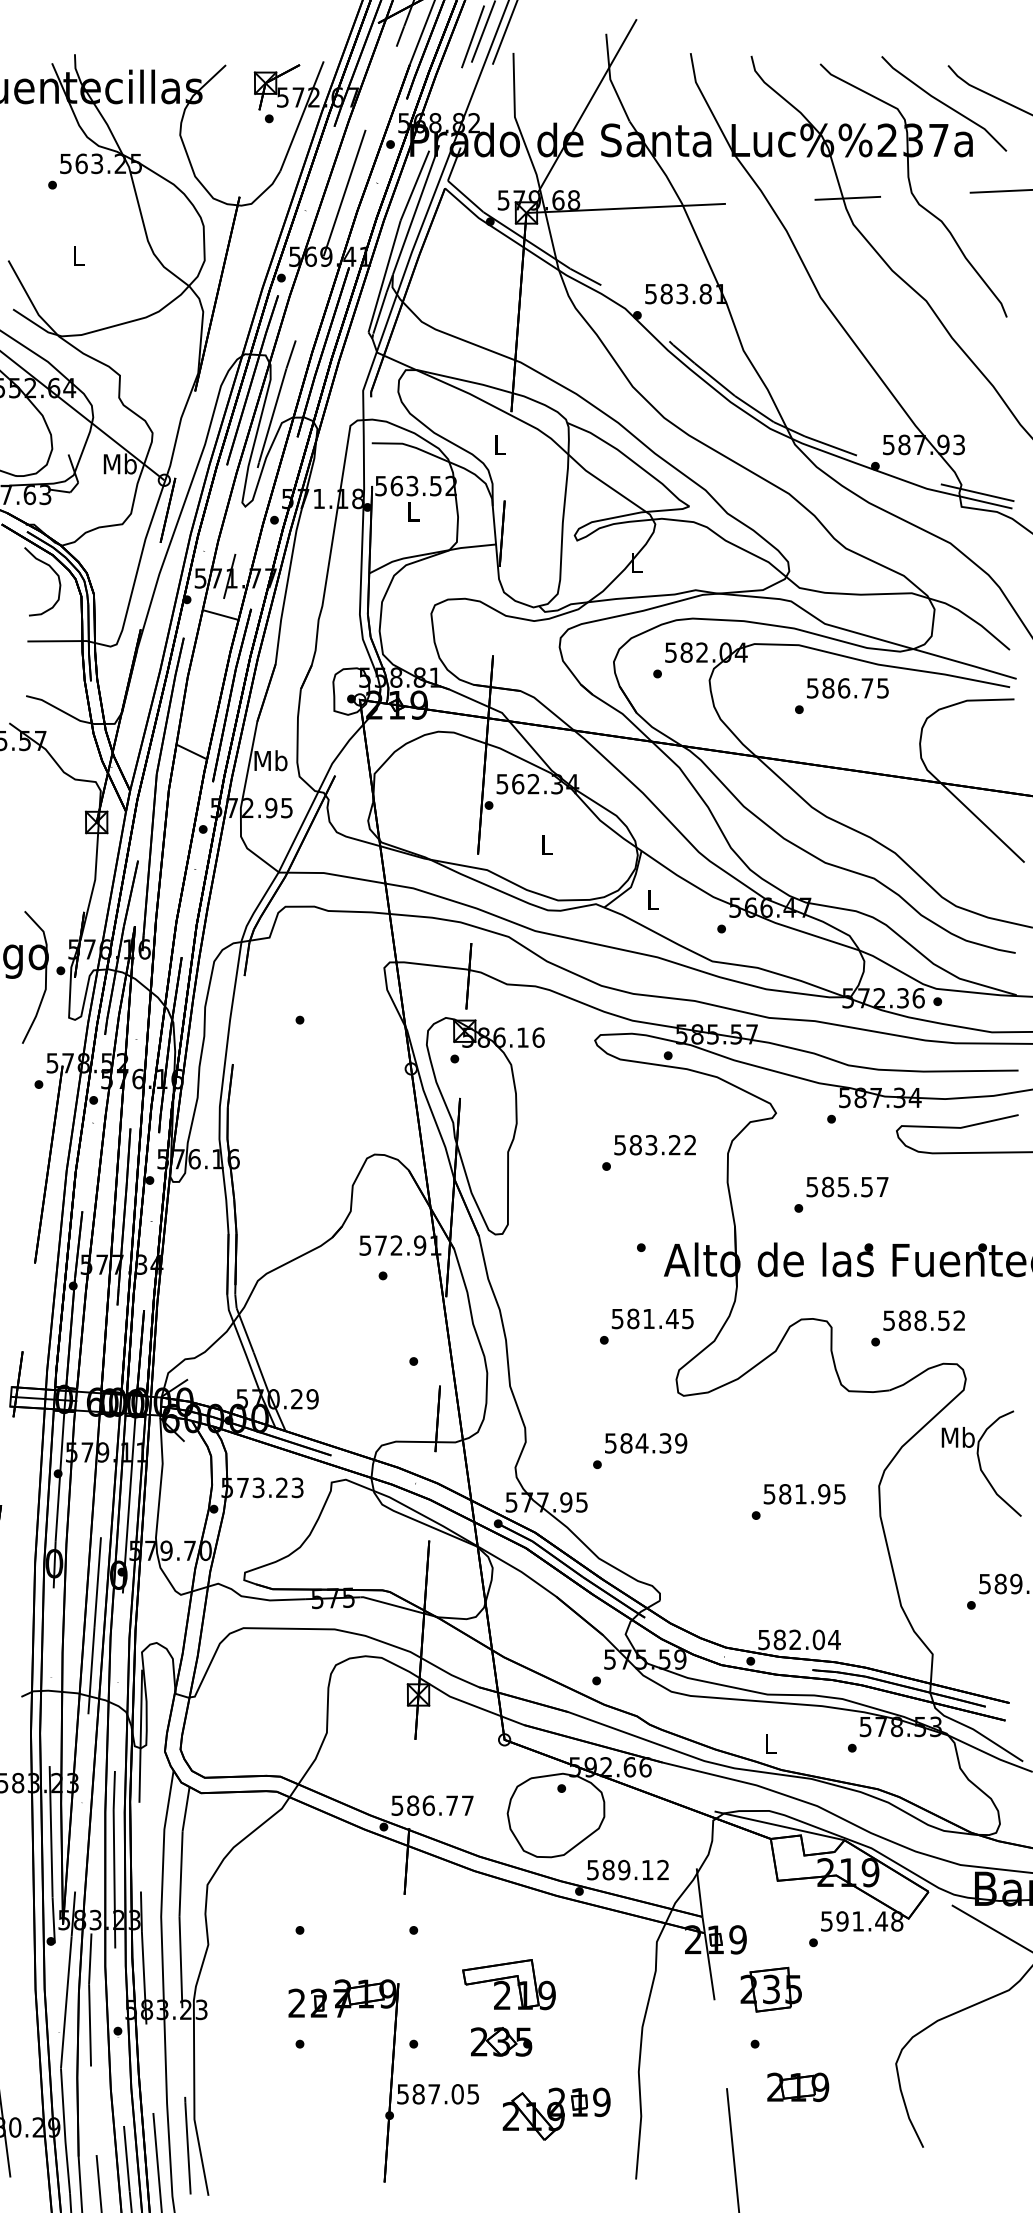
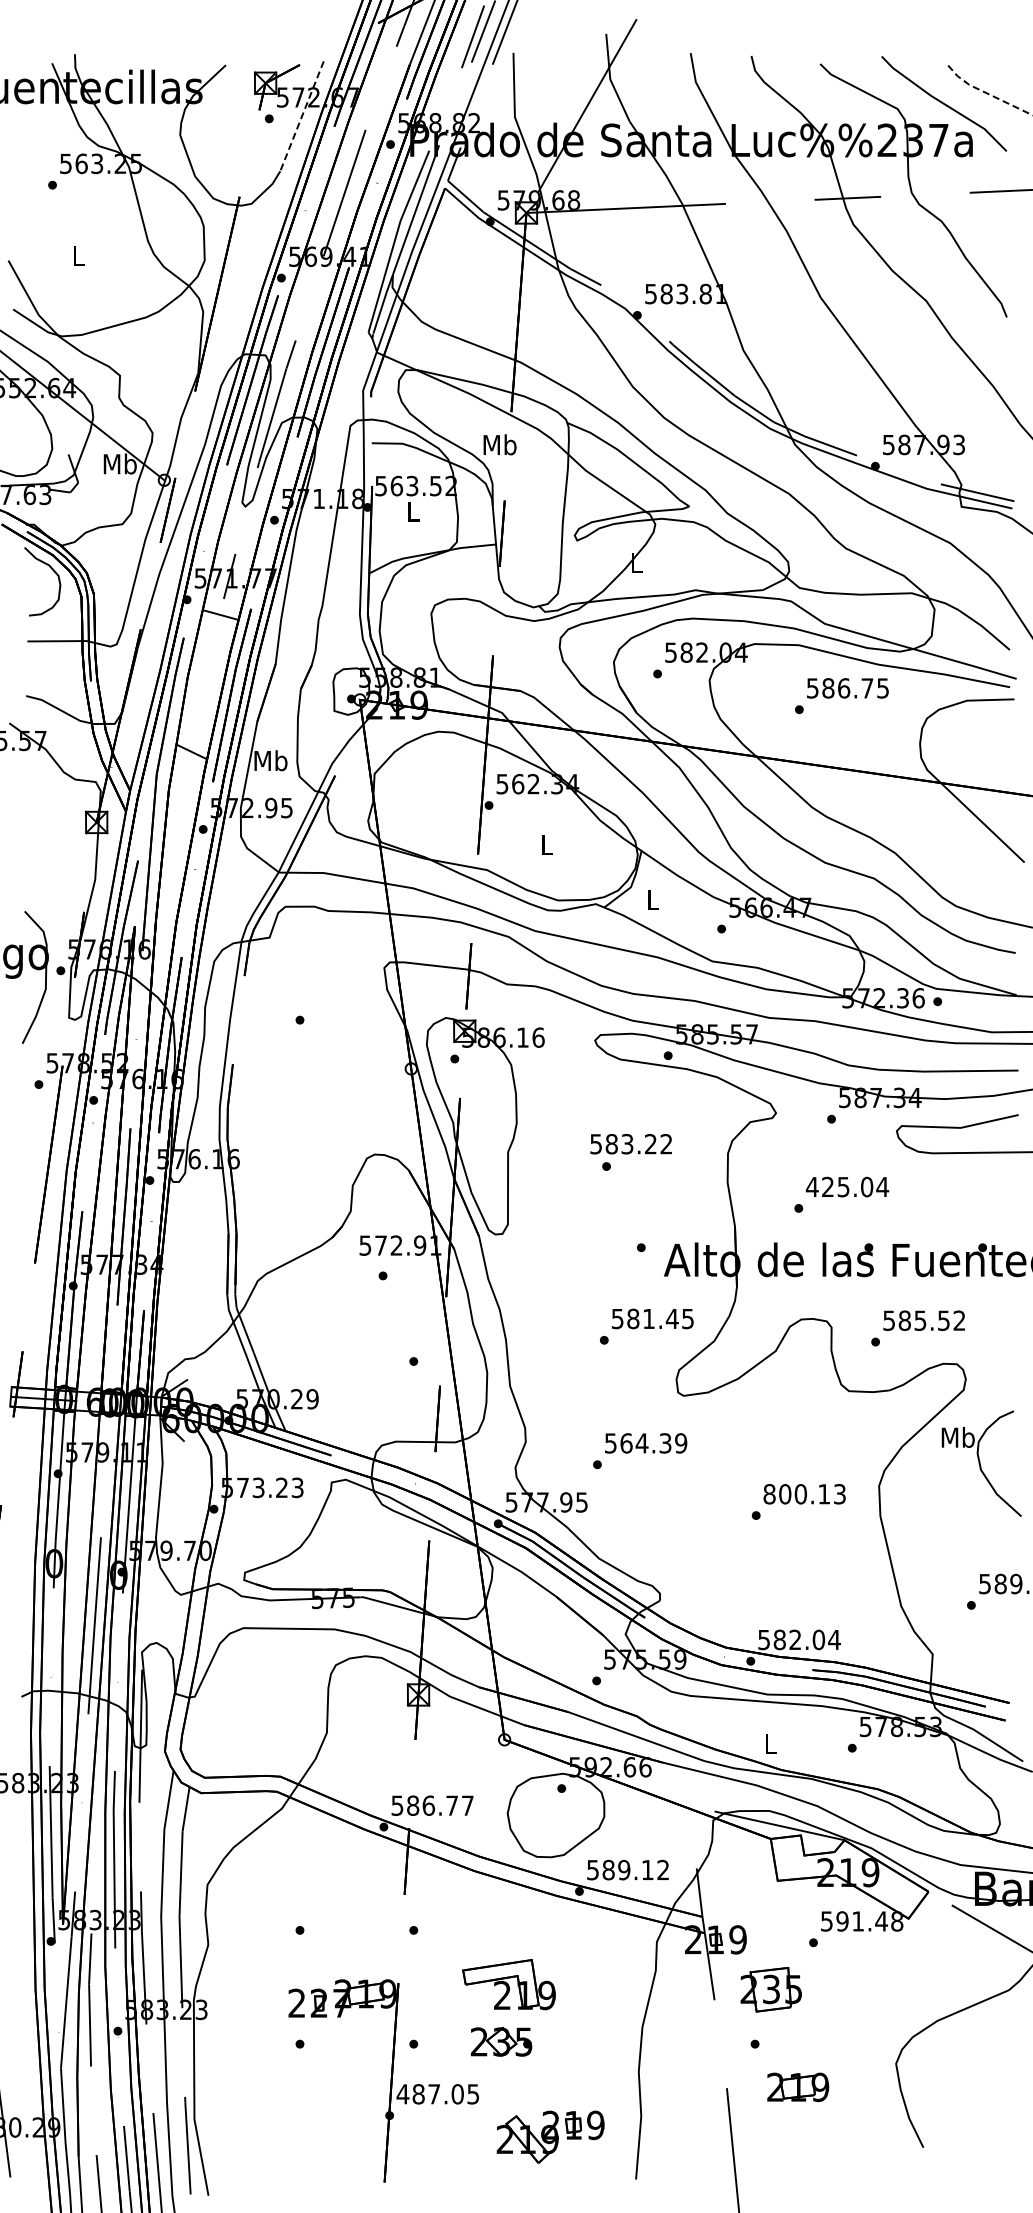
line: solid -> dashed (987, 93)
line: solid -> dashed (301, 116)
text: L -> Mb (499, 444)
text position: (654, 1145) -> (630, 1144) (630, 1144)
text: 585.57 -> 425.04 (847, 1186)
text: 588.52 -> 585.52 (920, 1320)
text: 584.39 -> 564.39 (626, 1443)
text: 581.95 -> 800.13 (804, 1494)
text: 587.05 -> 487.05 (402, 2094)
part position: (556, 2113) -> (550, 2136) (550, 2136)
